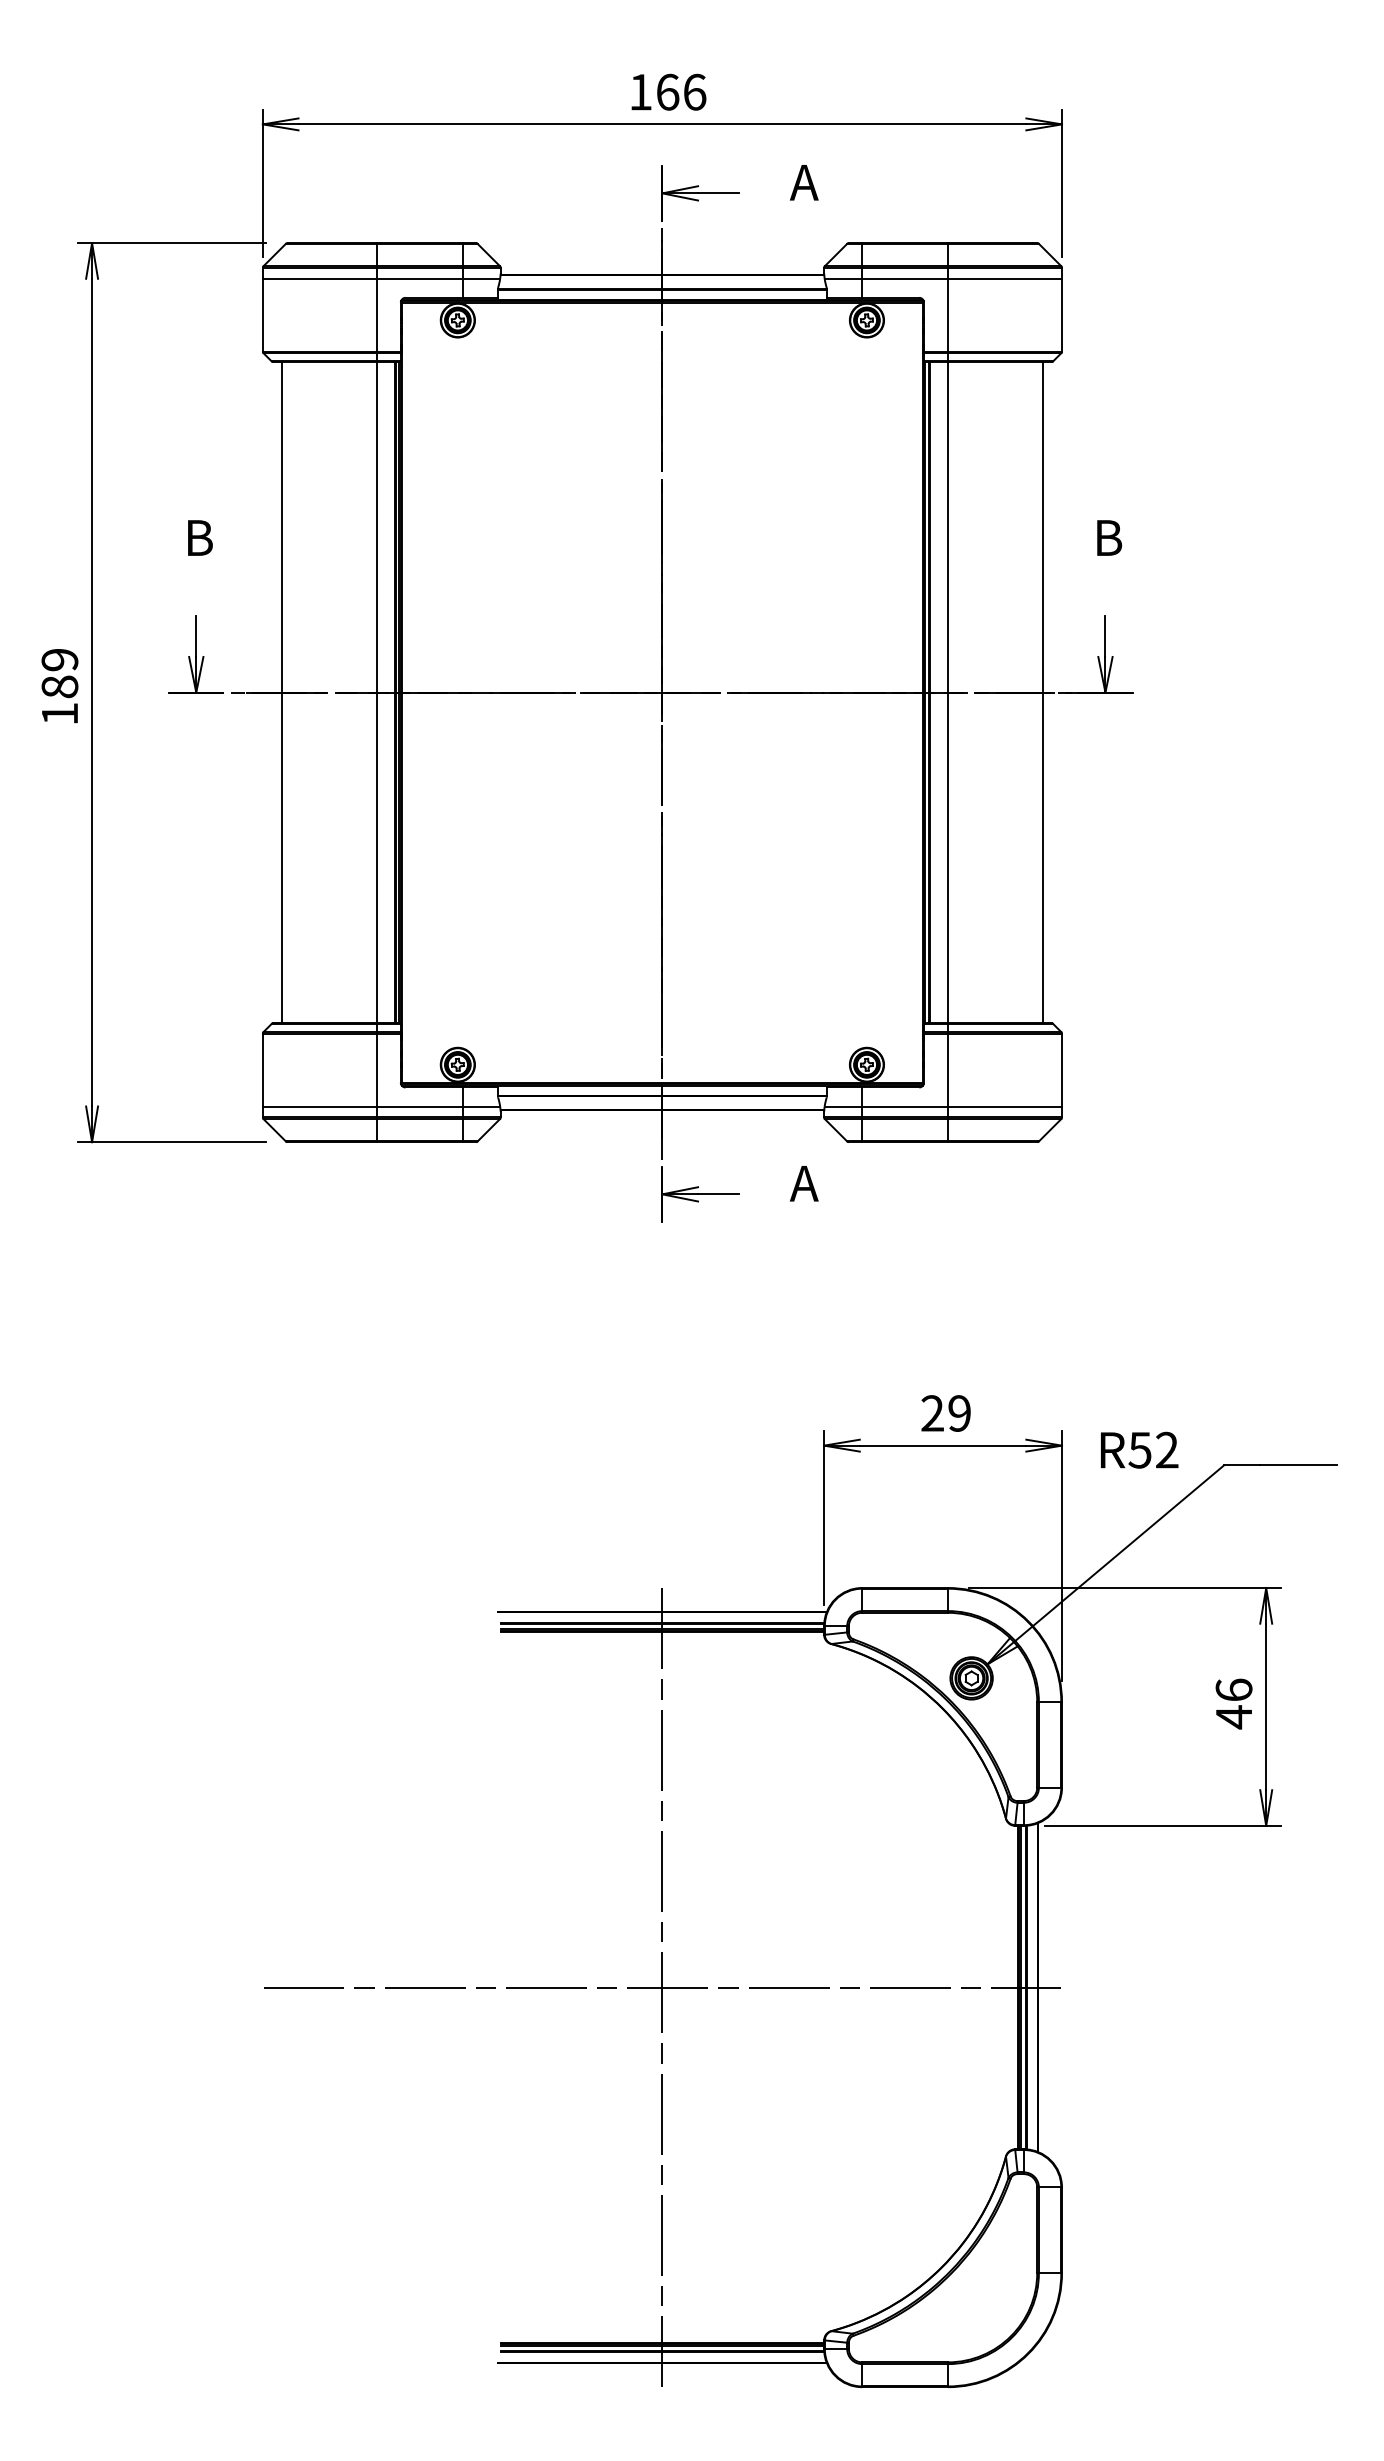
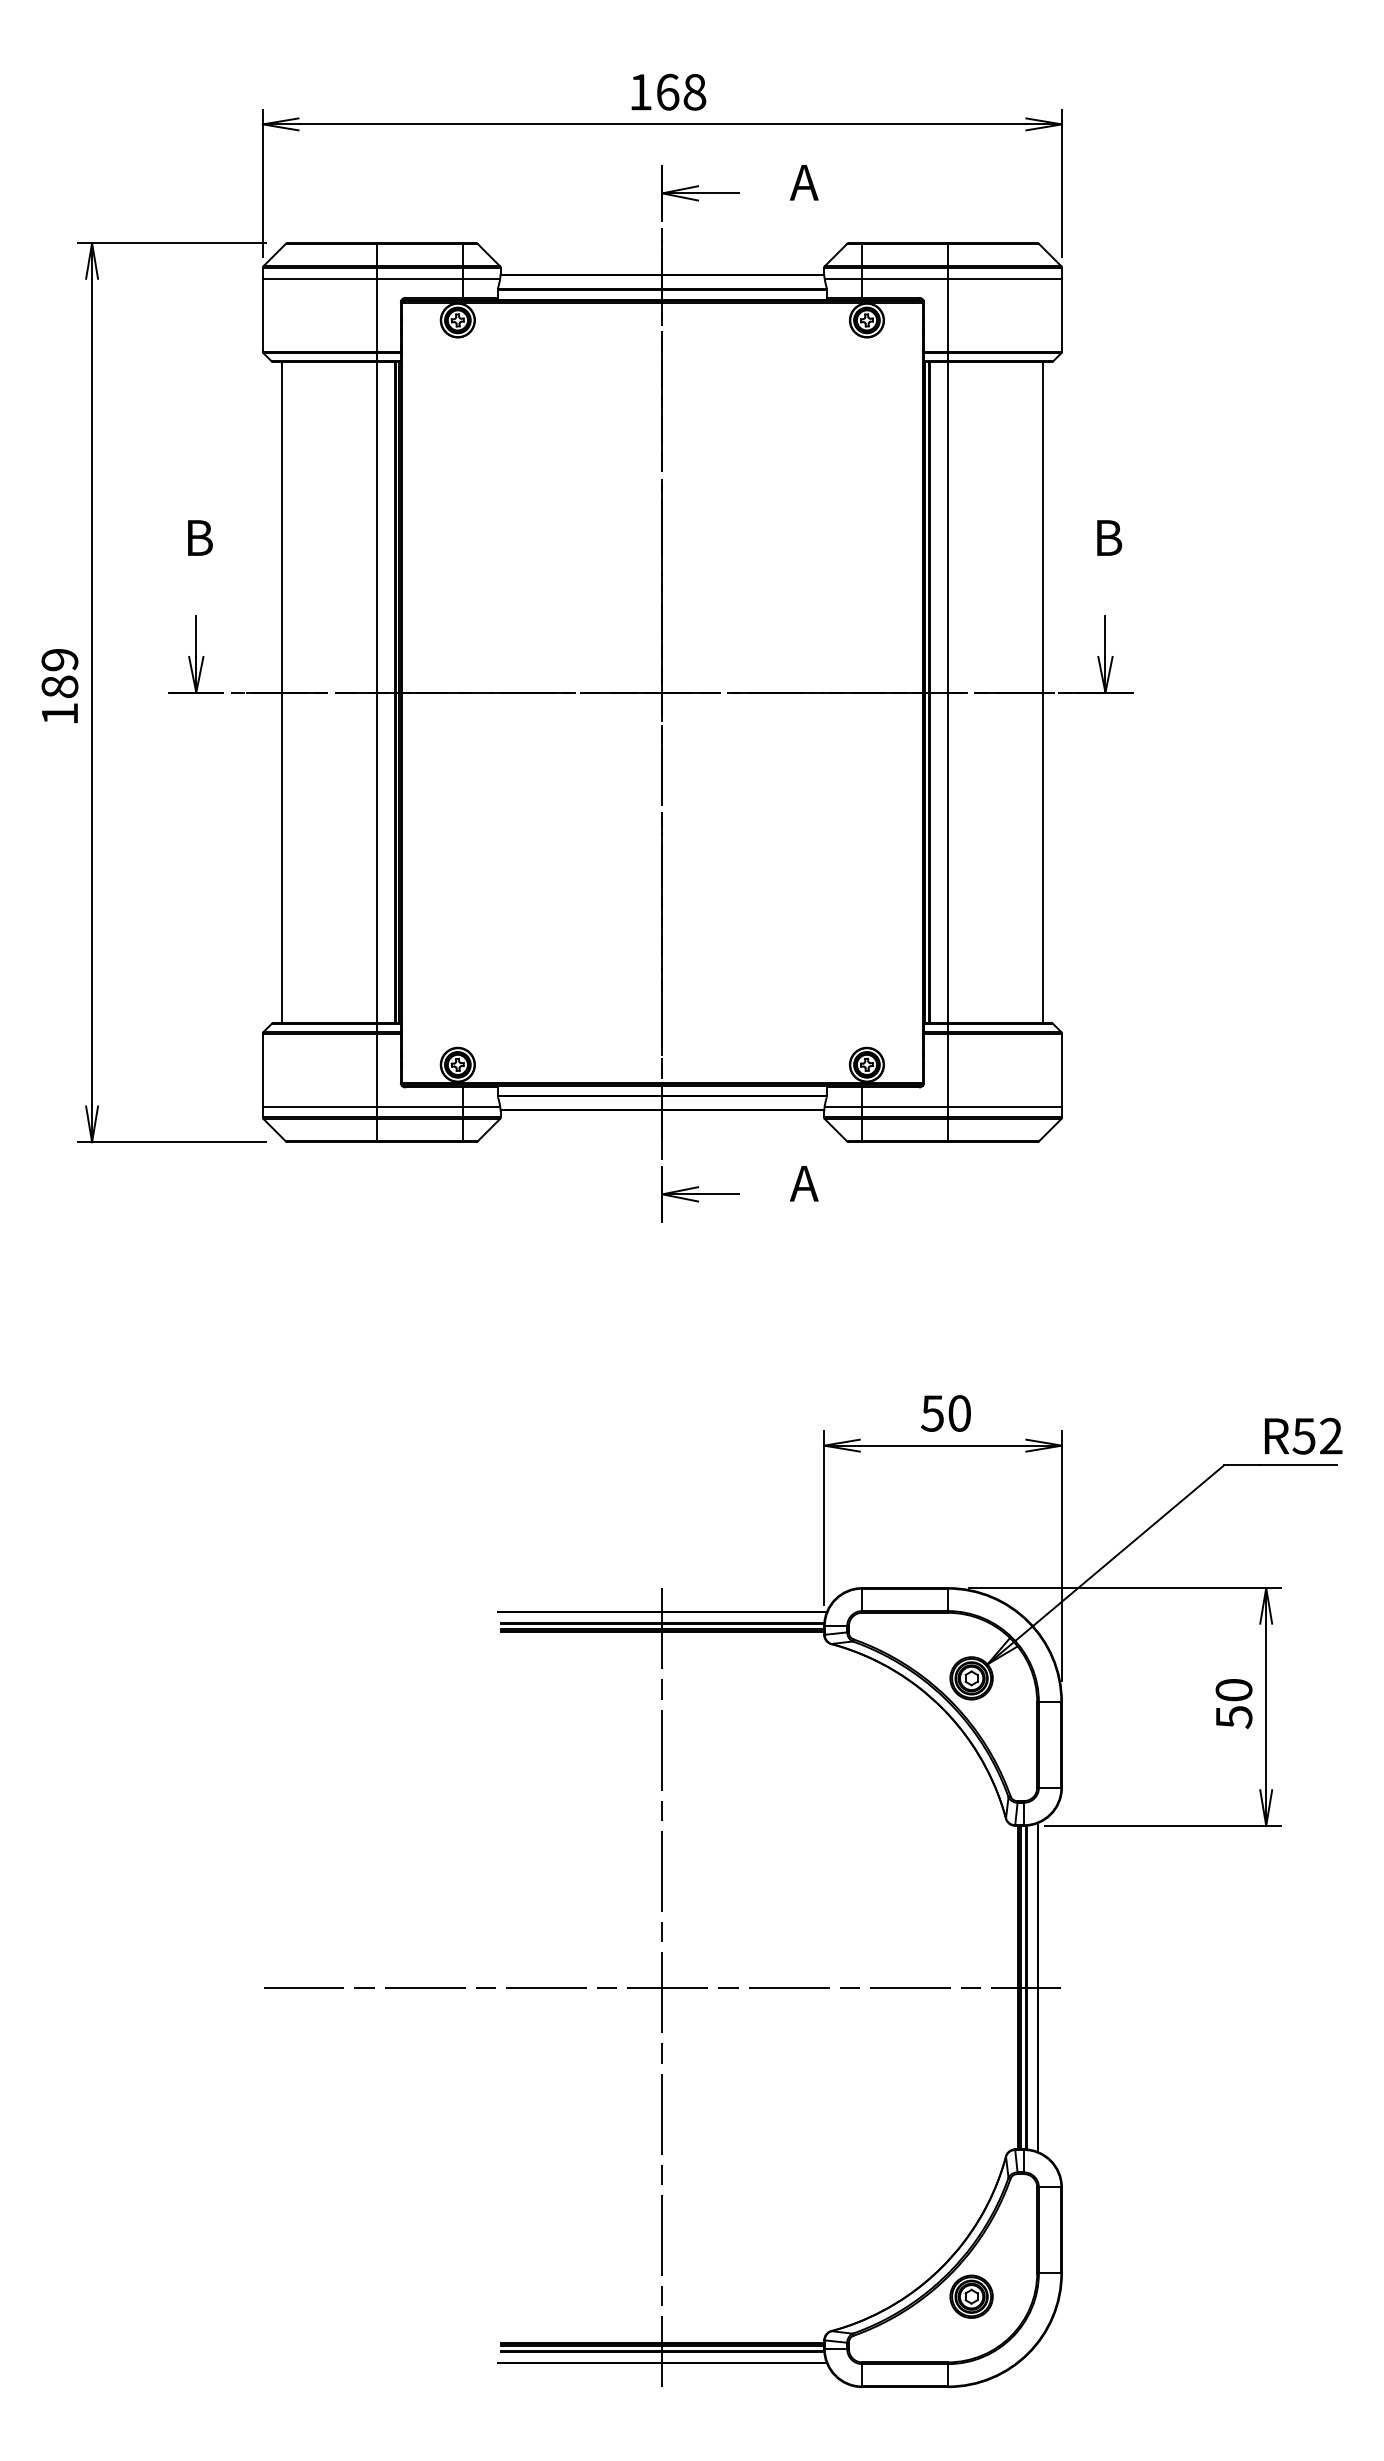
text: 166 -> 168 (694, 91)
text: 29 -> 50 (945, 1413)
text position: (1139, 1449) -> (1303, 1435) (1303, 1435)
text: 46 -> 50 (1233, 1703)
part: none -> present (971, 2296)
